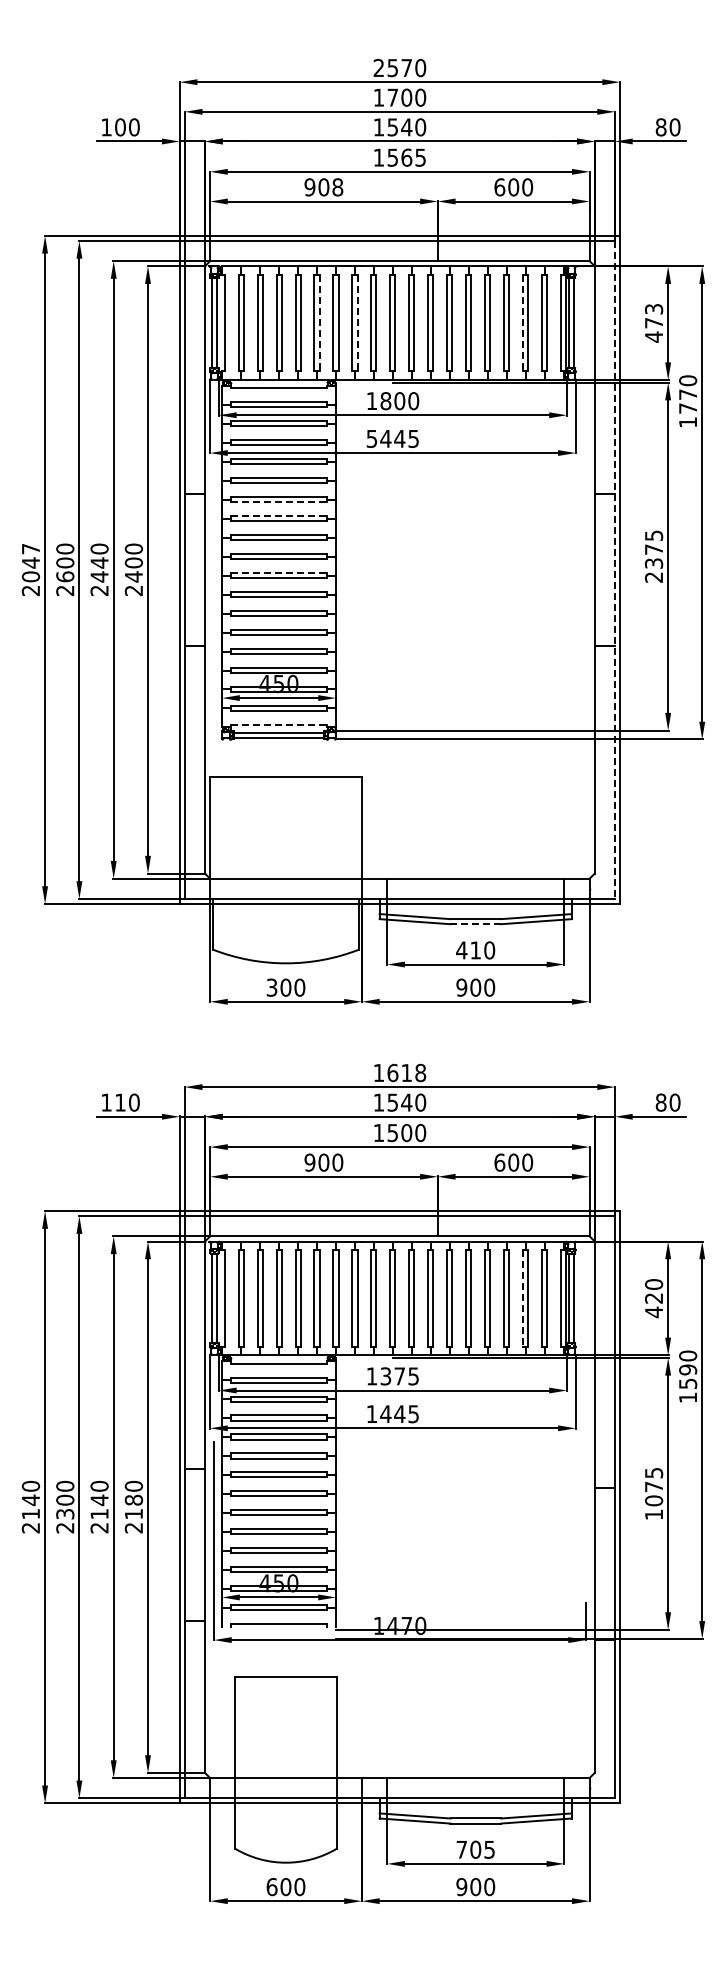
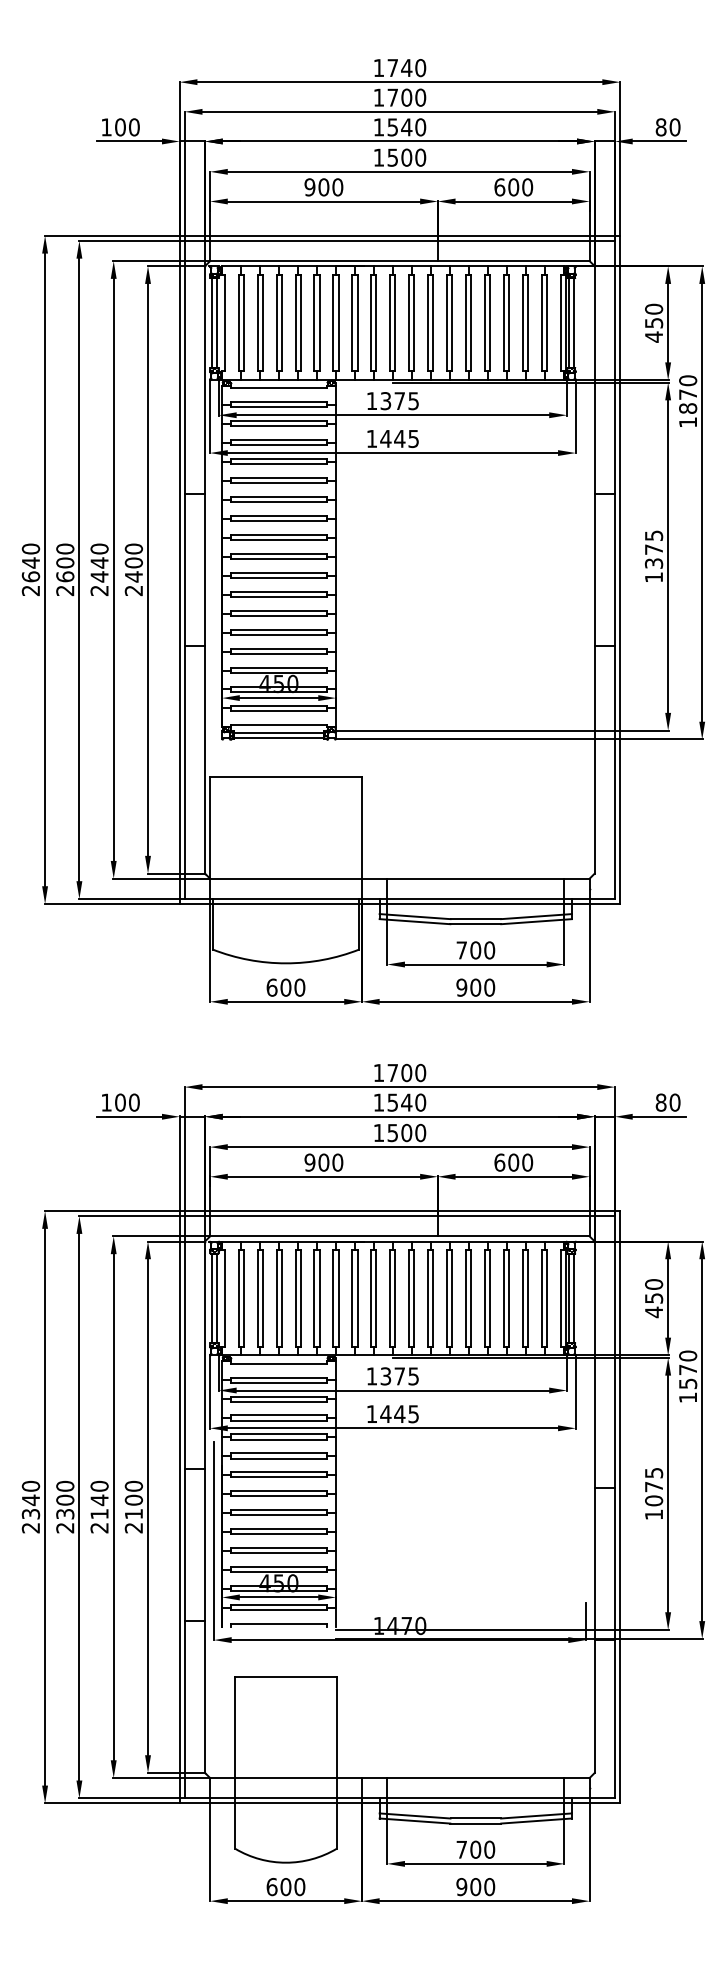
text: 2570 -> 1740 (392, 67)
text: 1565 -> 1500 (413, 157)
text: 908 -> 900 (337, 187)
text: 473 -> 450 (654, 315)
line: dashed -> solid (319, 323)
line: dashed -> solid (357, 323)
line: dashed -> solid (523, 323)
text: 1800 -> 1375 (399, 401)
text: 1770 -> 1870 (688, 408)
text: 5445 -> 1445 (371, 439)
line: dashed -> solid (279, 502)
line: dashed -> solid (279, 516)
text: 2047 -> 2640 (30, 562)
line: dashed -> solid (615, 569)
line: dashed -> solid (279, 573)
text: 2375 -> 1375 (653, 577)
line: dashed -> solid (279, 724)
line: dashed -> solid (475, 924)
text: 410 -> 700 (468, 950)
text: 300 -> 600 (271, 987)
text: 1618 -> 1700 (406, 1072)
text: 110 -> 100 (120, 1102)
line: dashed -> solid (523, 1298)
text: 420 -> 450 (654, 1298)
text: 1590 -> 1570 (688, 1369)
text: 2180 -> 2100 (133, 1499)
text: 2140 -> 2340 (30, 1514)
text: 705 -> 700 (489, 1849)
